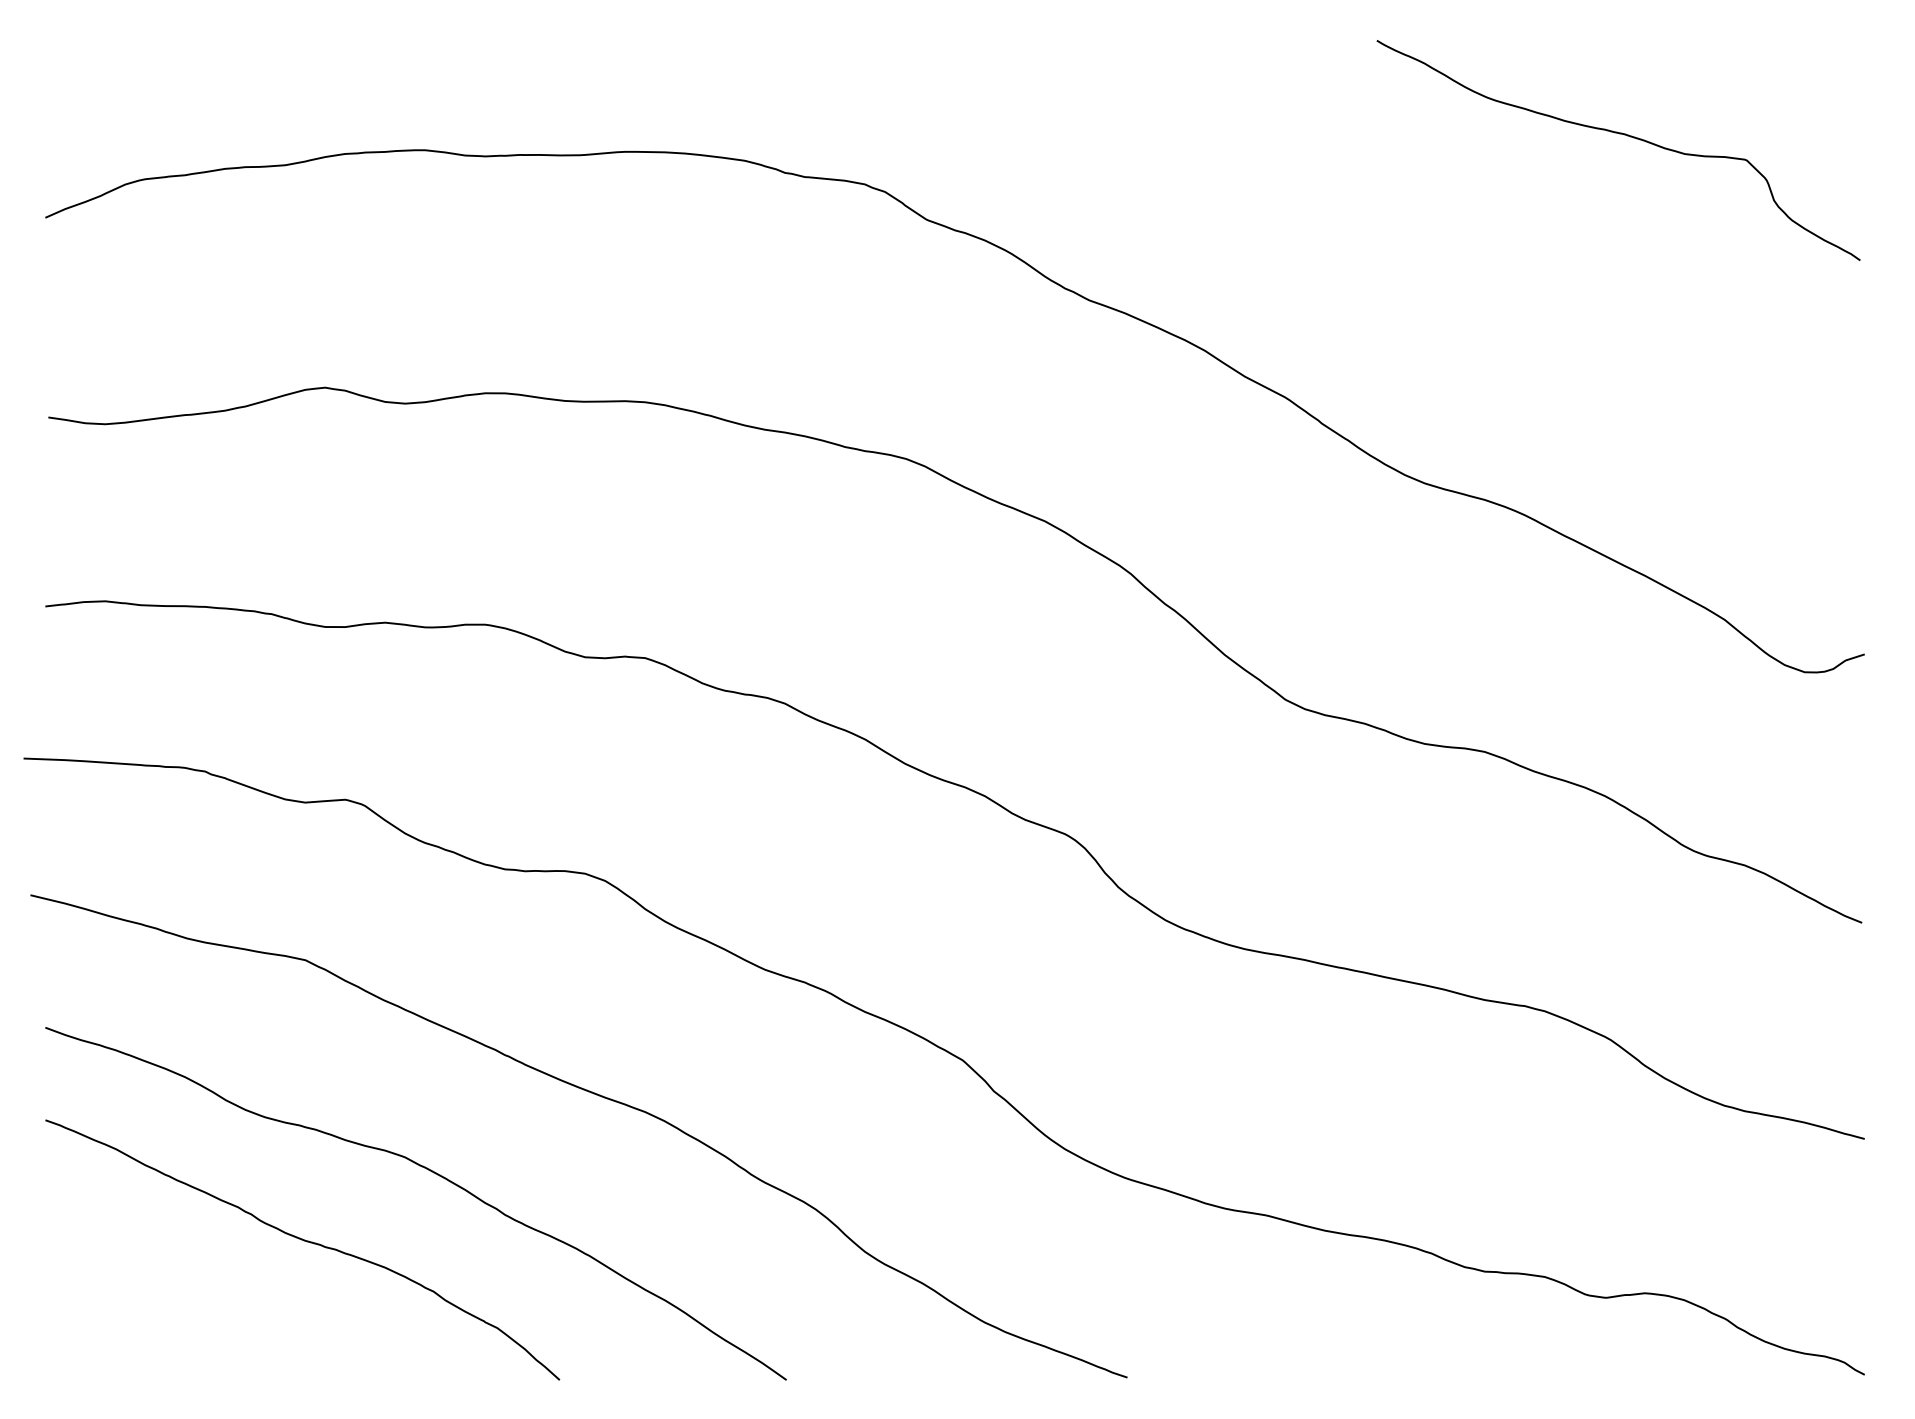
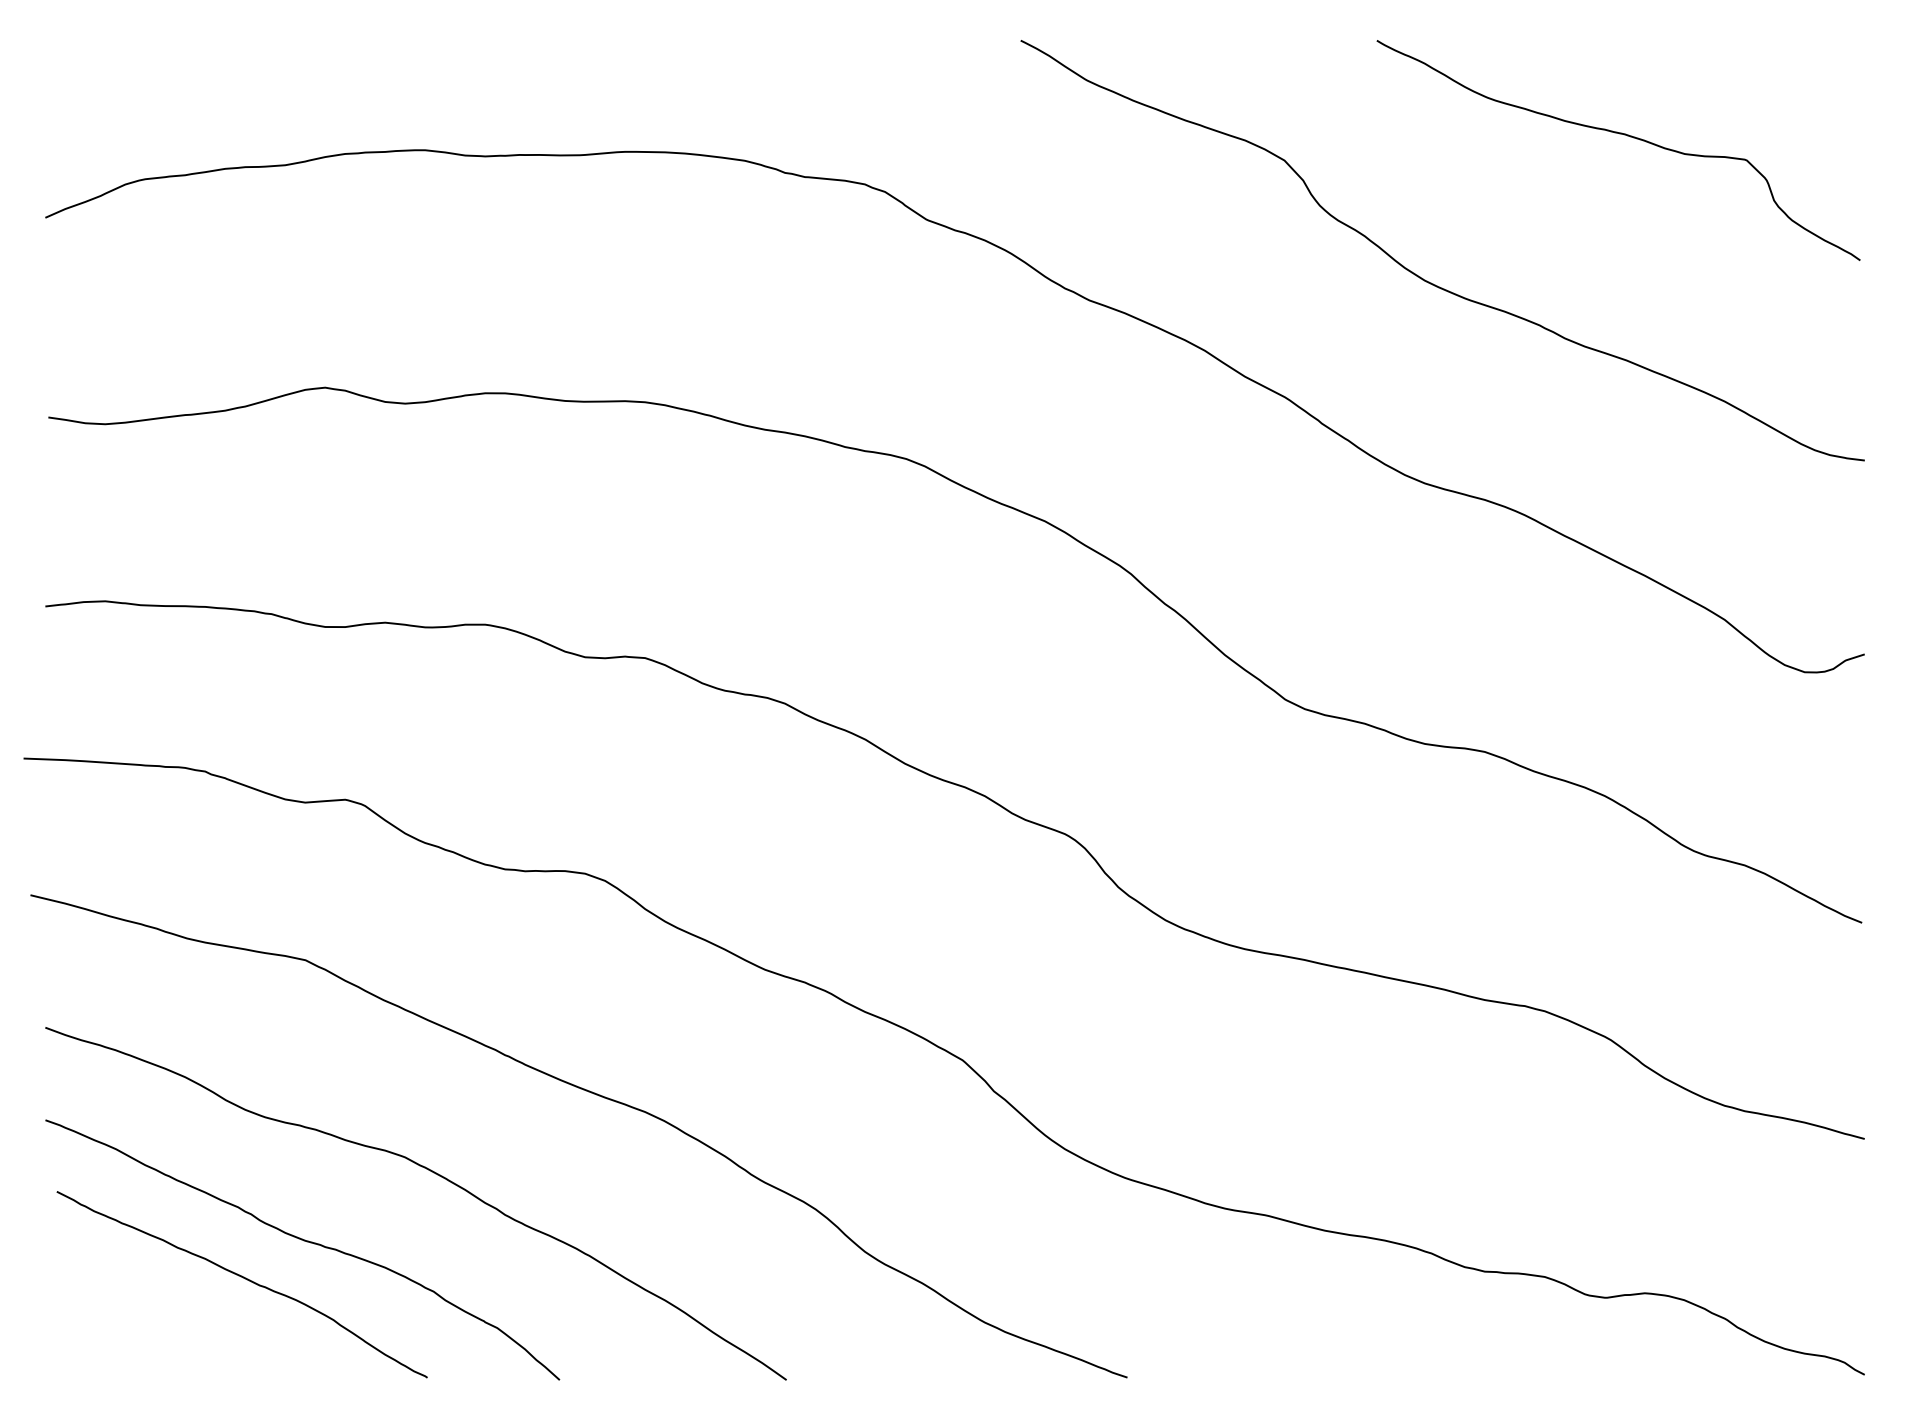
curve: none -> present (1427, 280)
curve: none -> present (243, 1278)
